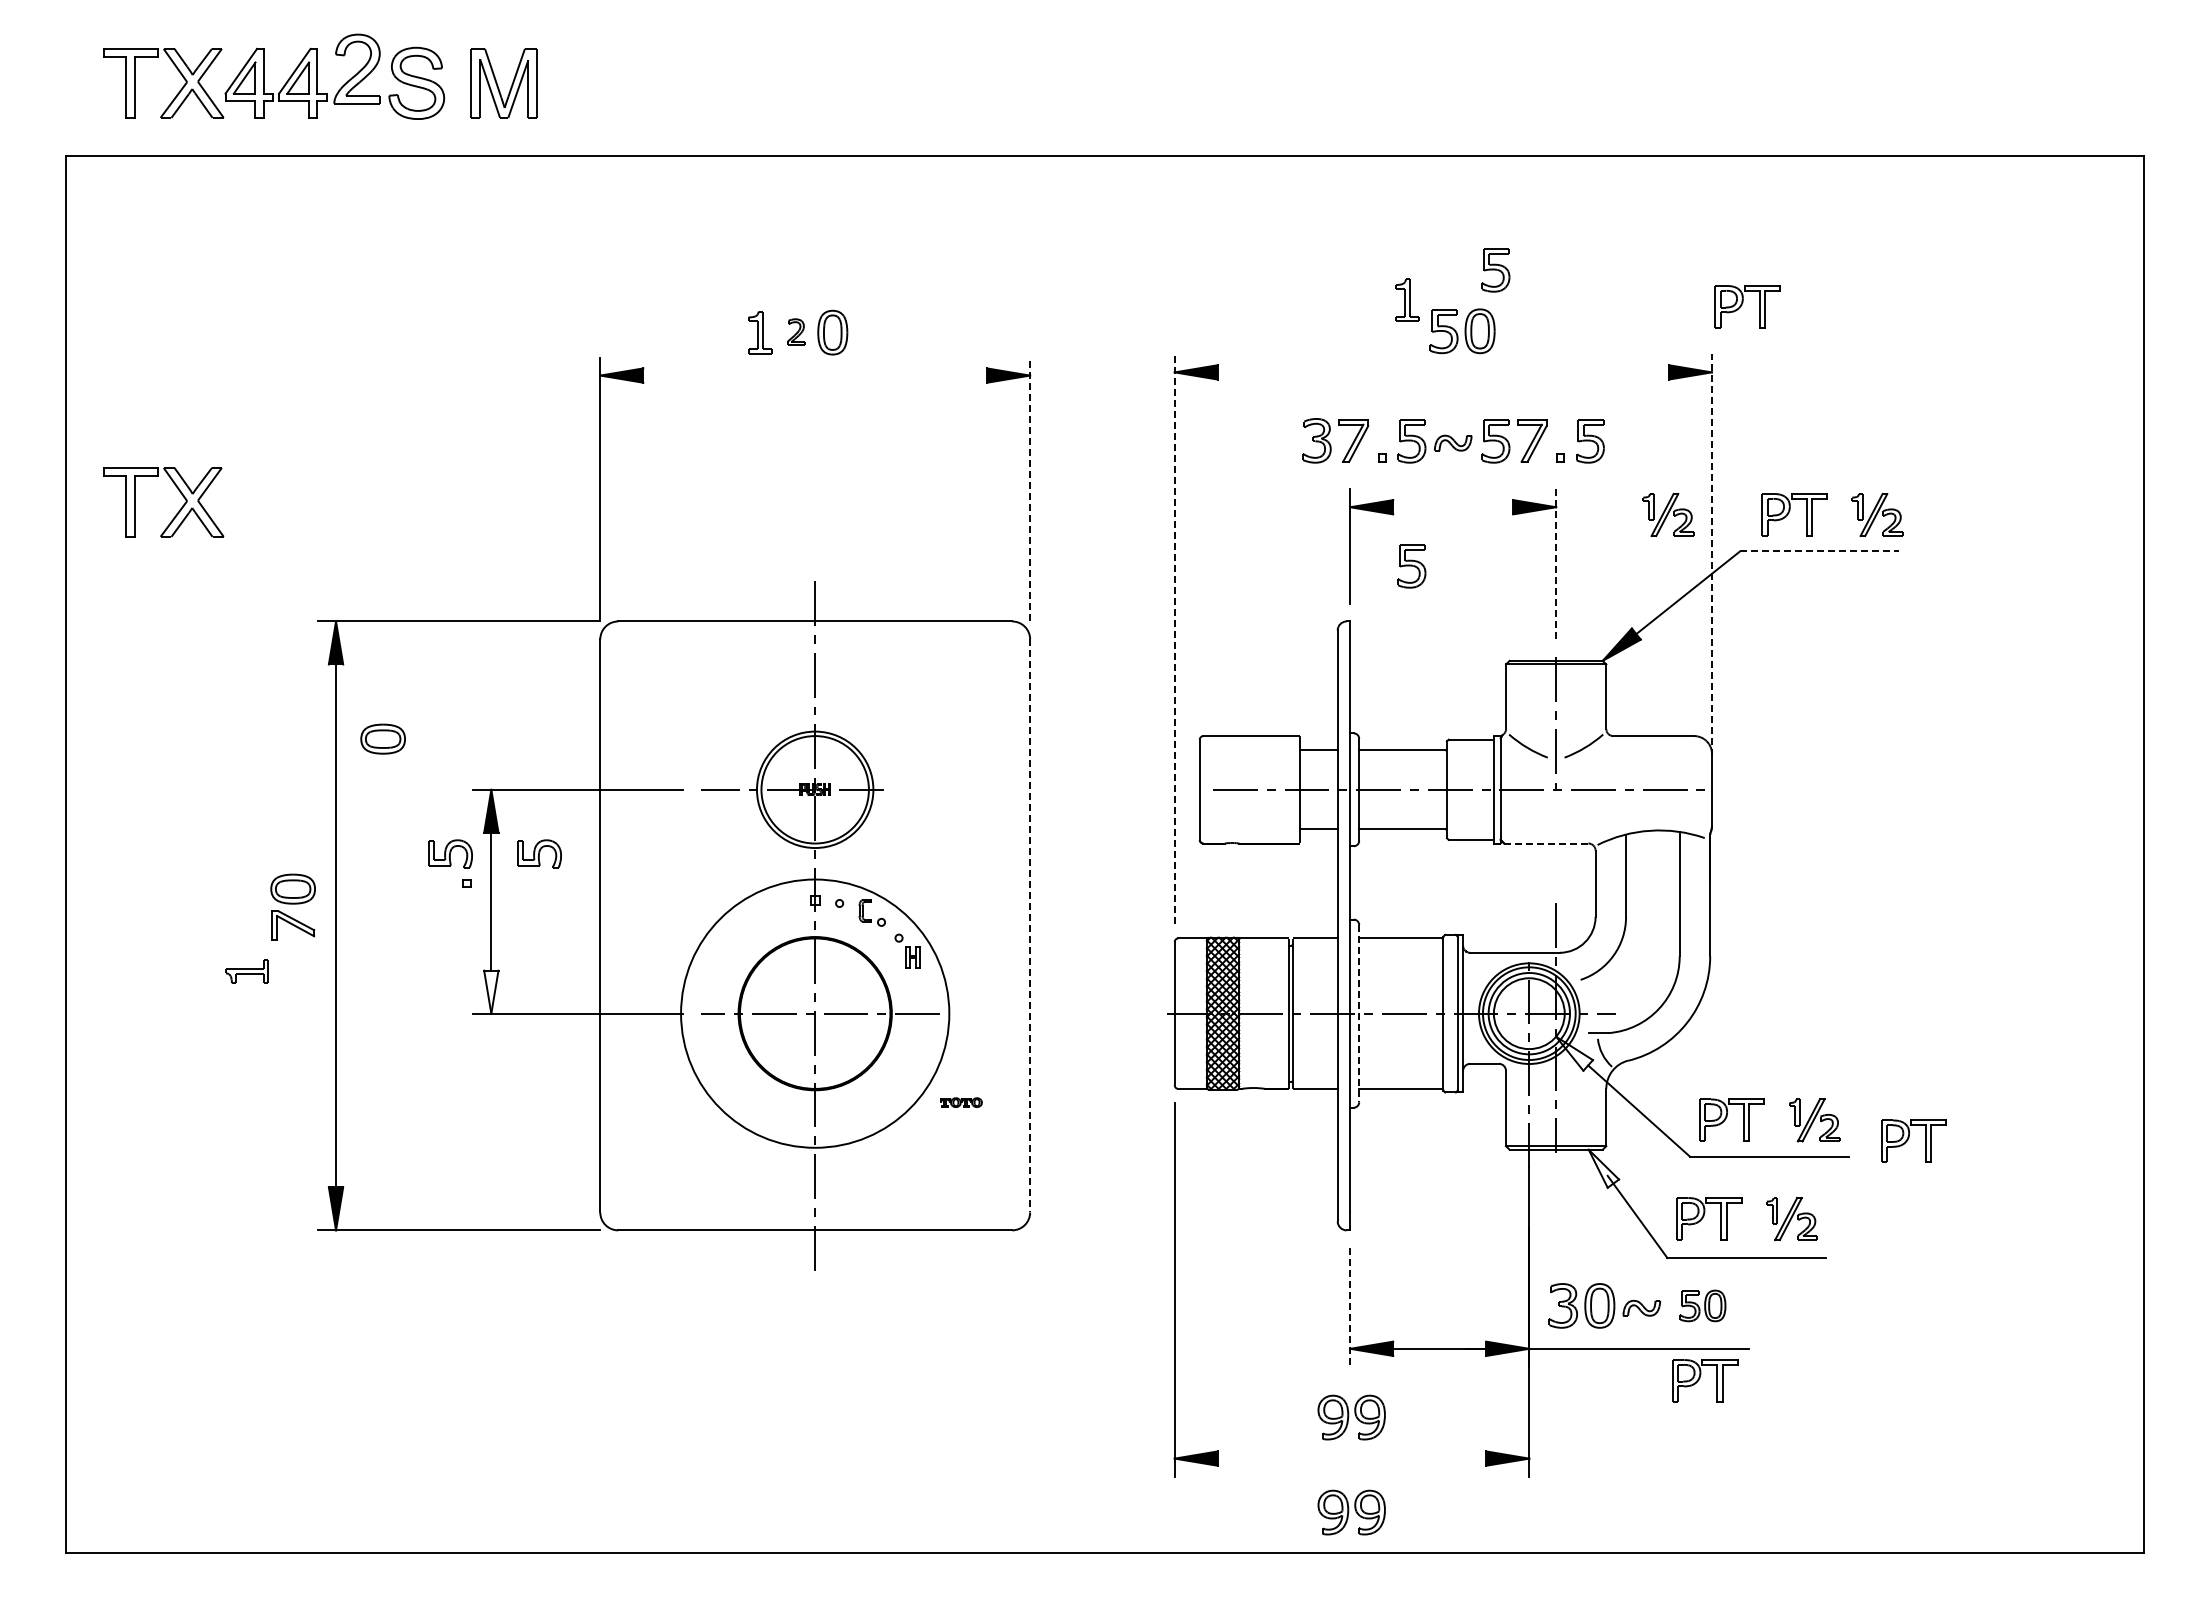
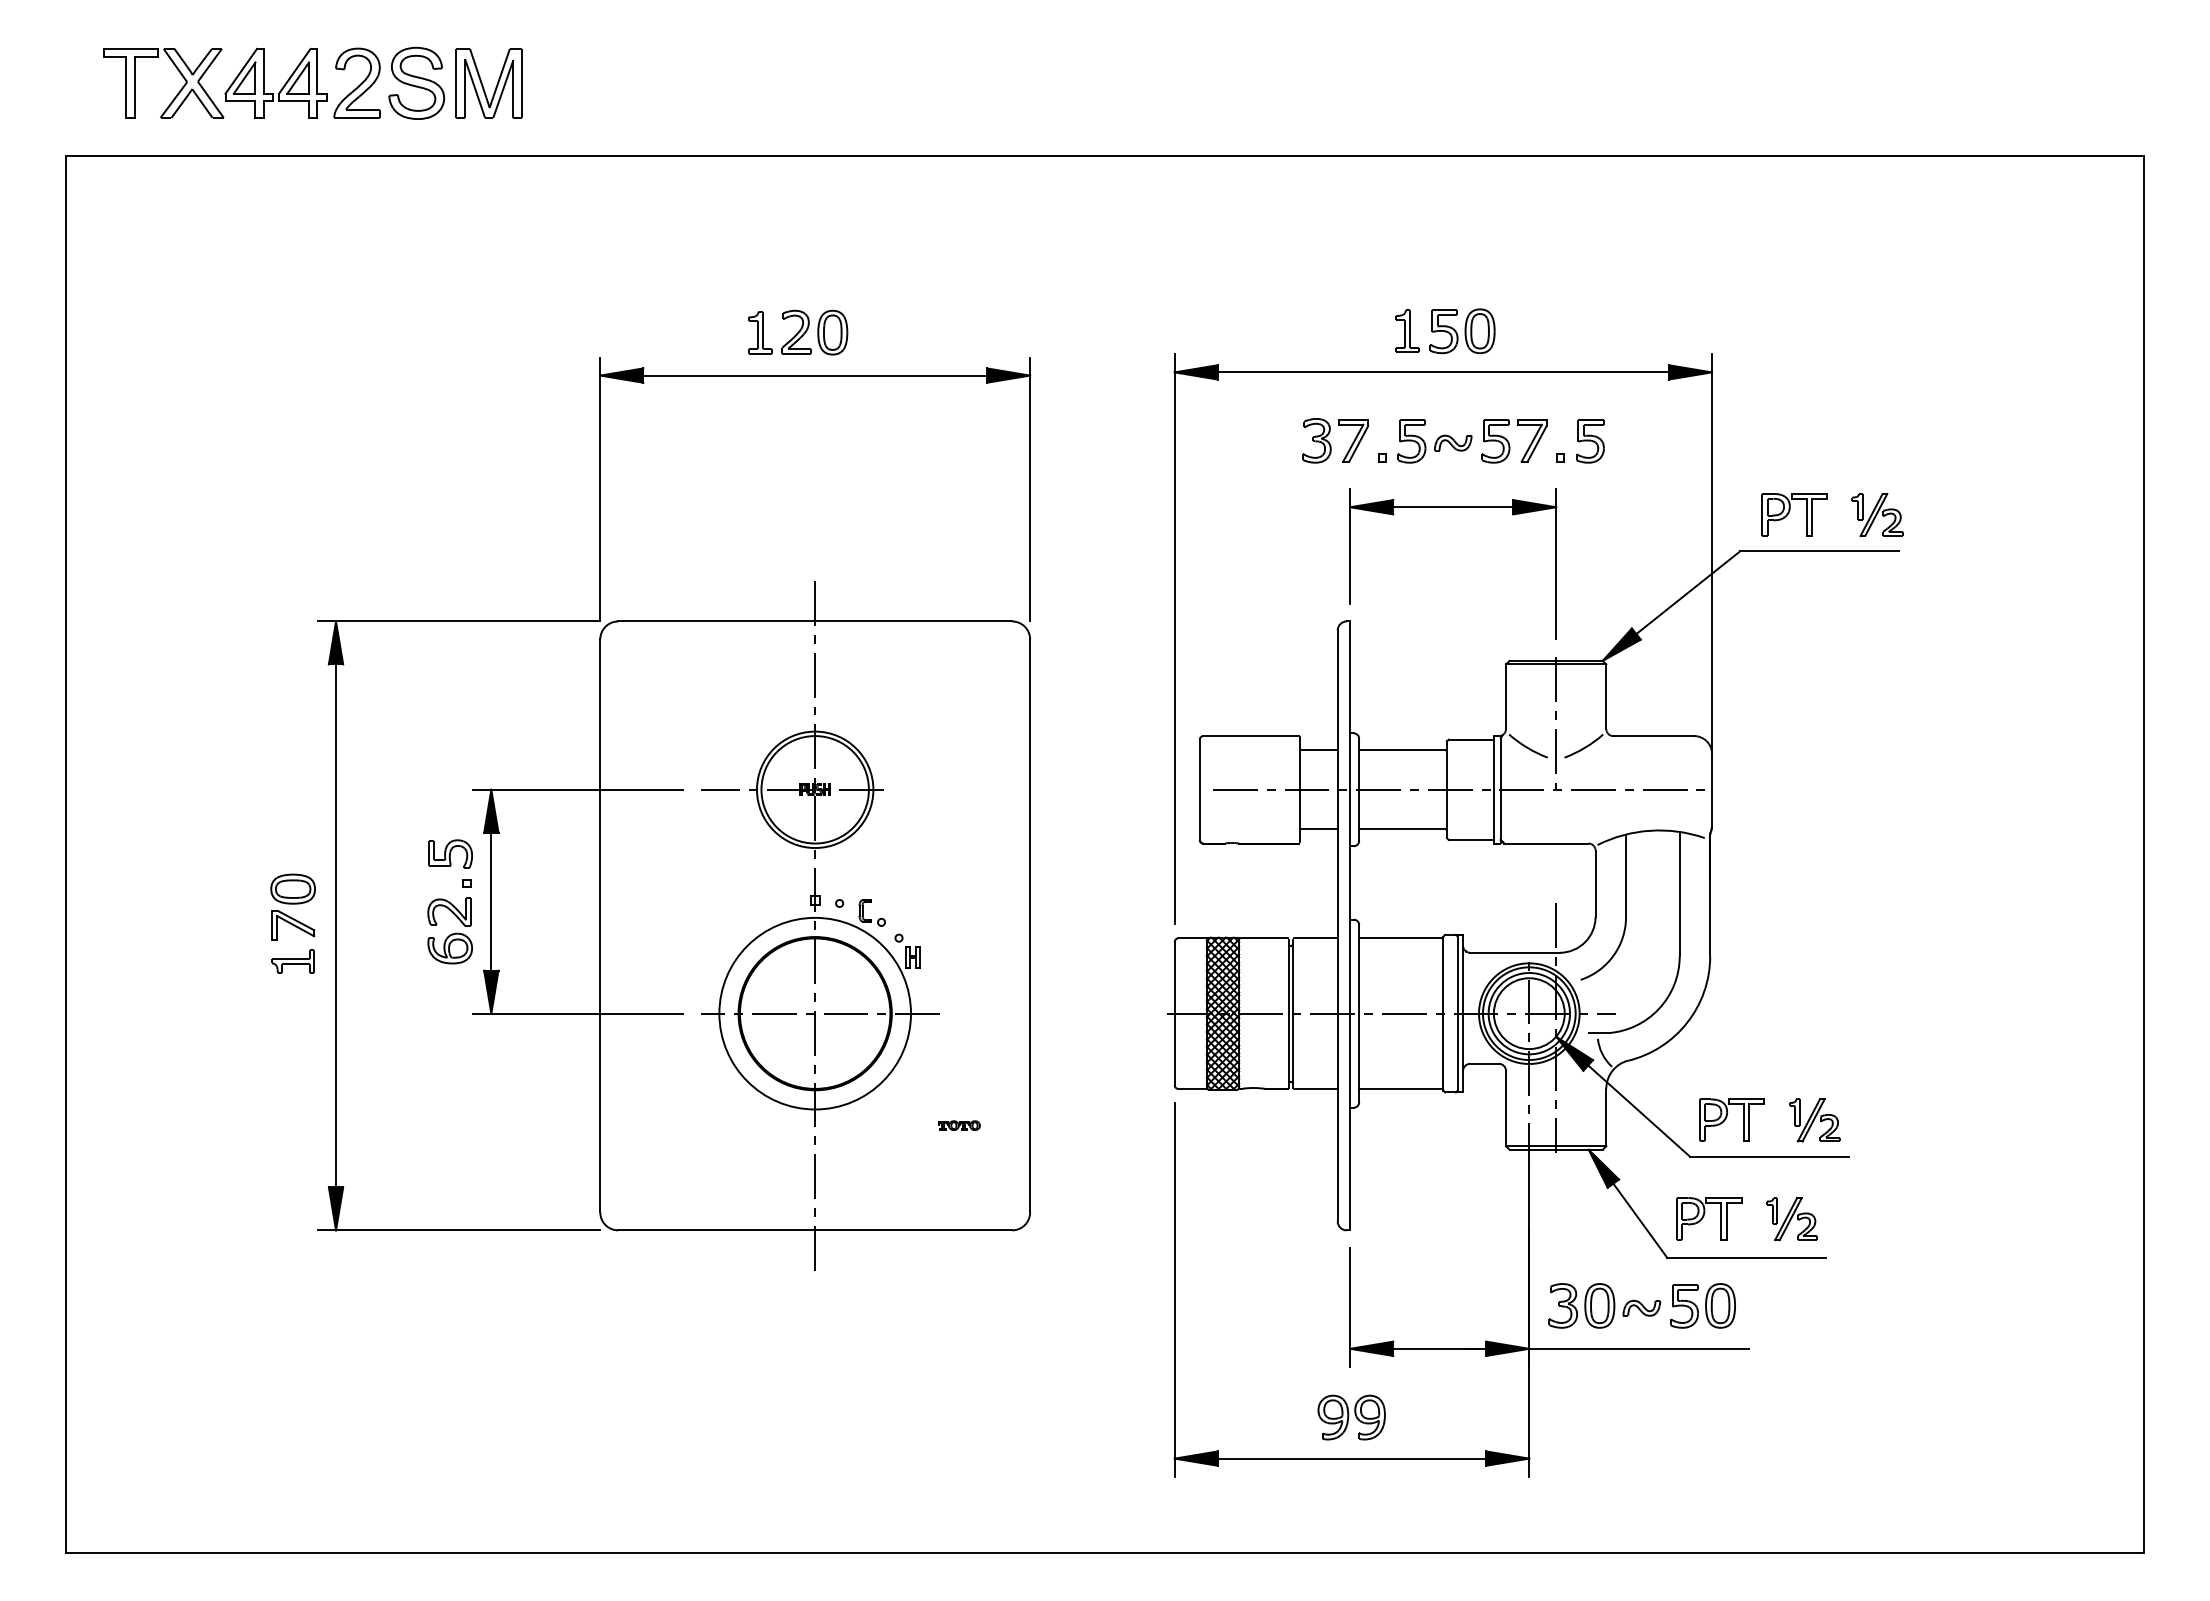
part position: (356, 68) -> (356, 82) (356, 82)
part position: (503, 83) -> (488, 83) (488, 83)
part: present -> none (1495, 270)
part position: (1407, 299) -> (1407, 330) (1407, 330)
part: present -> none (1747, 306)
part size: 19x28 px -> 31x46 px (796, 331)
line: none -> present (1443, 372)
line: none -> present (815, 375)
line: dashed -> solid (1030, 489)
line: none -> present (1453, 507)
part: present -> none (176, 513)
part: present -> none (1668, 514)
line: dashed -> solid (1819, 551)
line: dashed -> solid (1711, 555)
line: dashed -> solid (1556, 563)
part: present -> none (1411, 566)
line: dashed -> solid (1174, 639)
part: present -> none (382, 738)
line: dashed -> solid (1546, 843)
part: present -> none (539, 853)
line: dashed -> solid (1030, 925)
part: none -> present (449, 930)
part position: (246, 971) -> (292, 961) (292, 961)
fill: none -> present (491, 991)
circle diameter: 268 px -> 192 px (815, 1013)
line: dashed -> solid (1359, 1013)
fill: none -> present (1574, 1053)
part position: (961, 1102) -> (959, 1125) (959, 1125)
part: present -> none (1913, 1140)
fill: none -> present (1603, 1168)
part size: 48x34 px -> 66x46 px (1702, 1305)
line: dashed -> solid (1350, 1308)
part: present -> none (1705, 1380)
line: none -> present (1351, 1458)
part: present -> none (1351, 1512)
